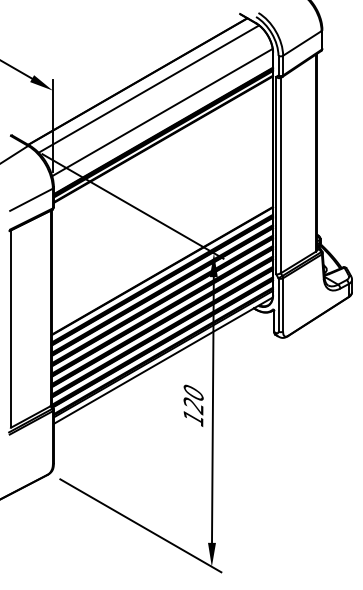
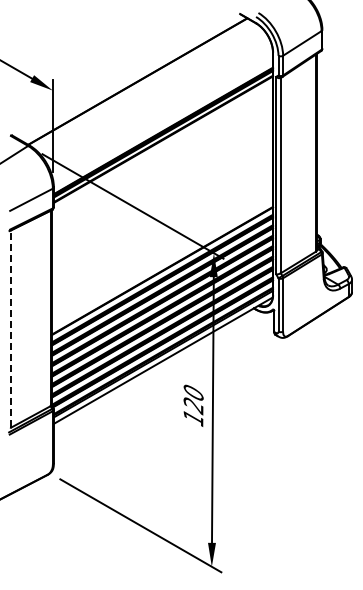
line: present -> none (148, 88)
line: present -> none (162, 112)
line: solid -> dashed (11, 328)
